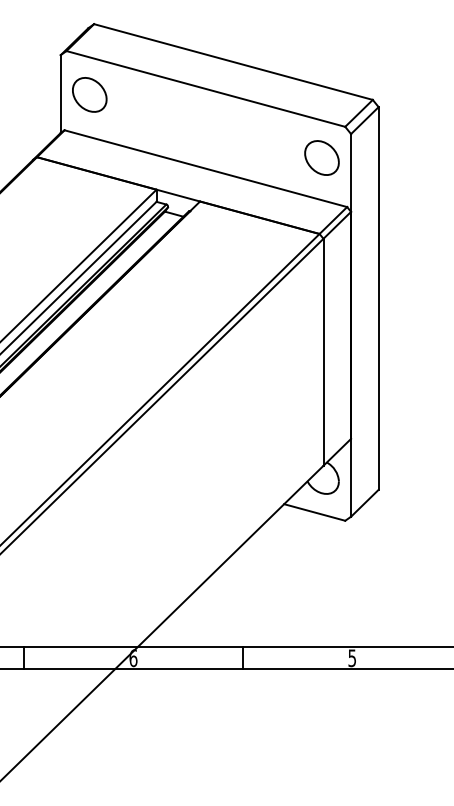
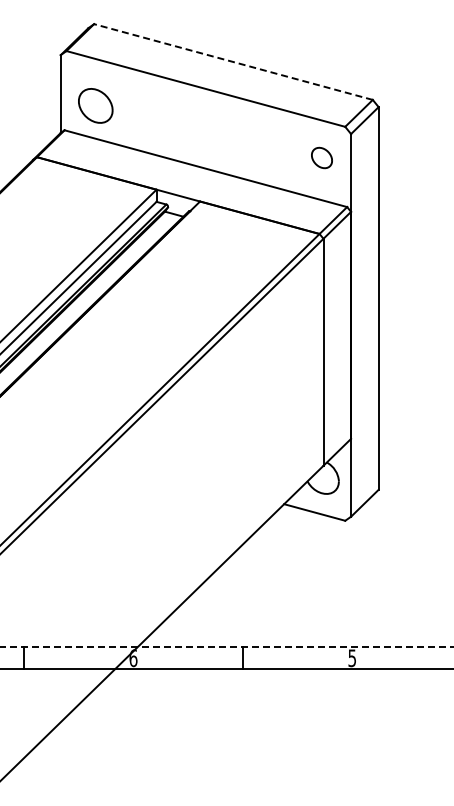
line: solid -> dashed (232, 61)
part position: (89, 94) -> (95, 105) (95, 105)
part size: 36x36 px -> 22x24 px (321, 157)
line: solid -> dashed (227, 647)
